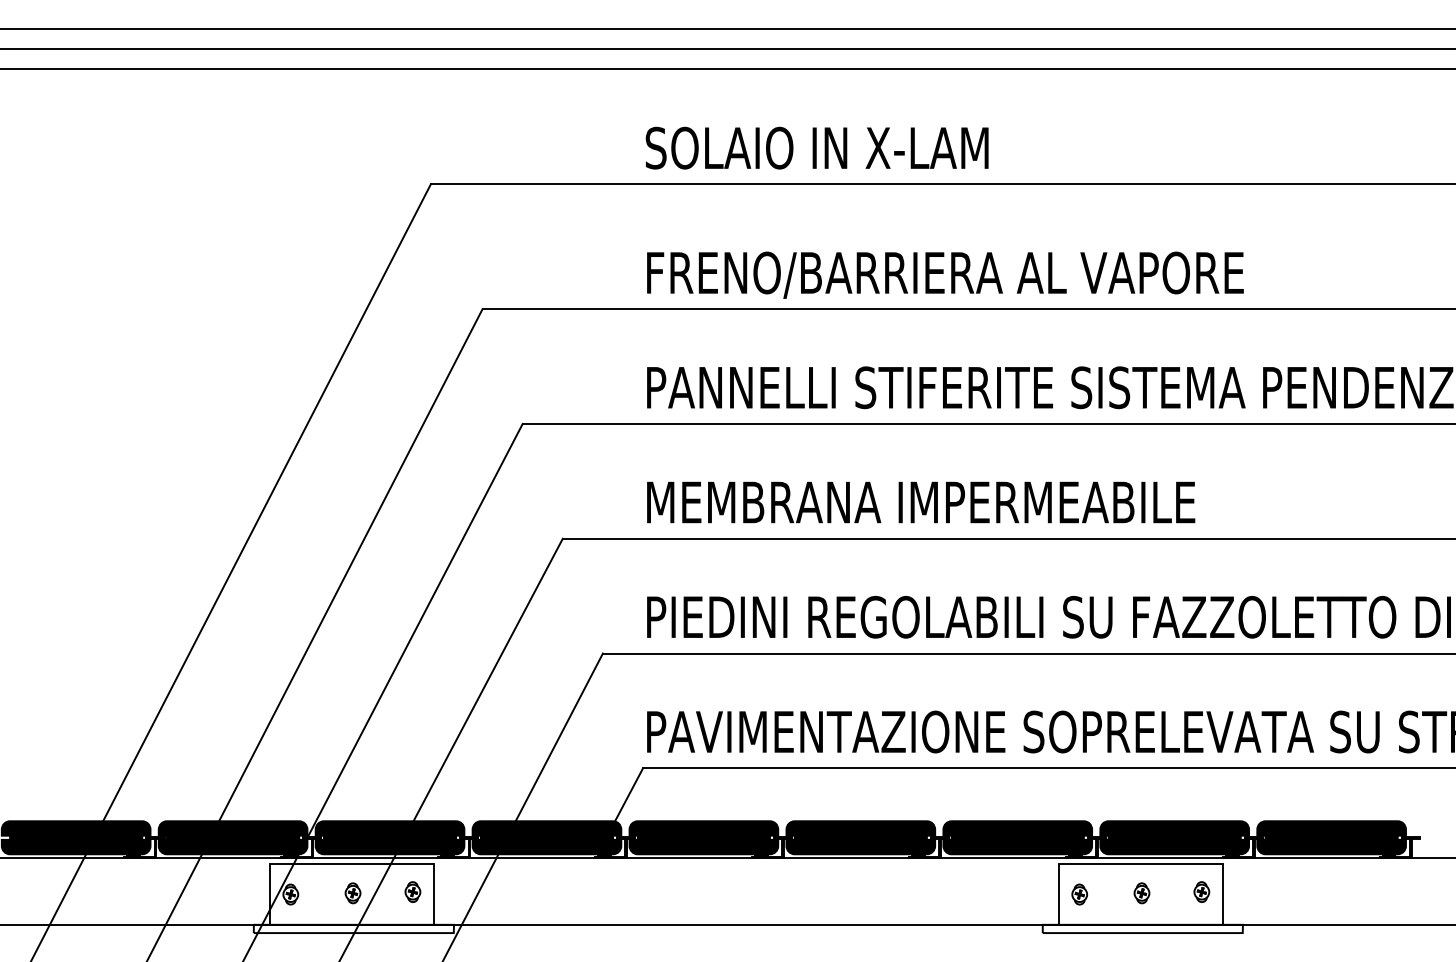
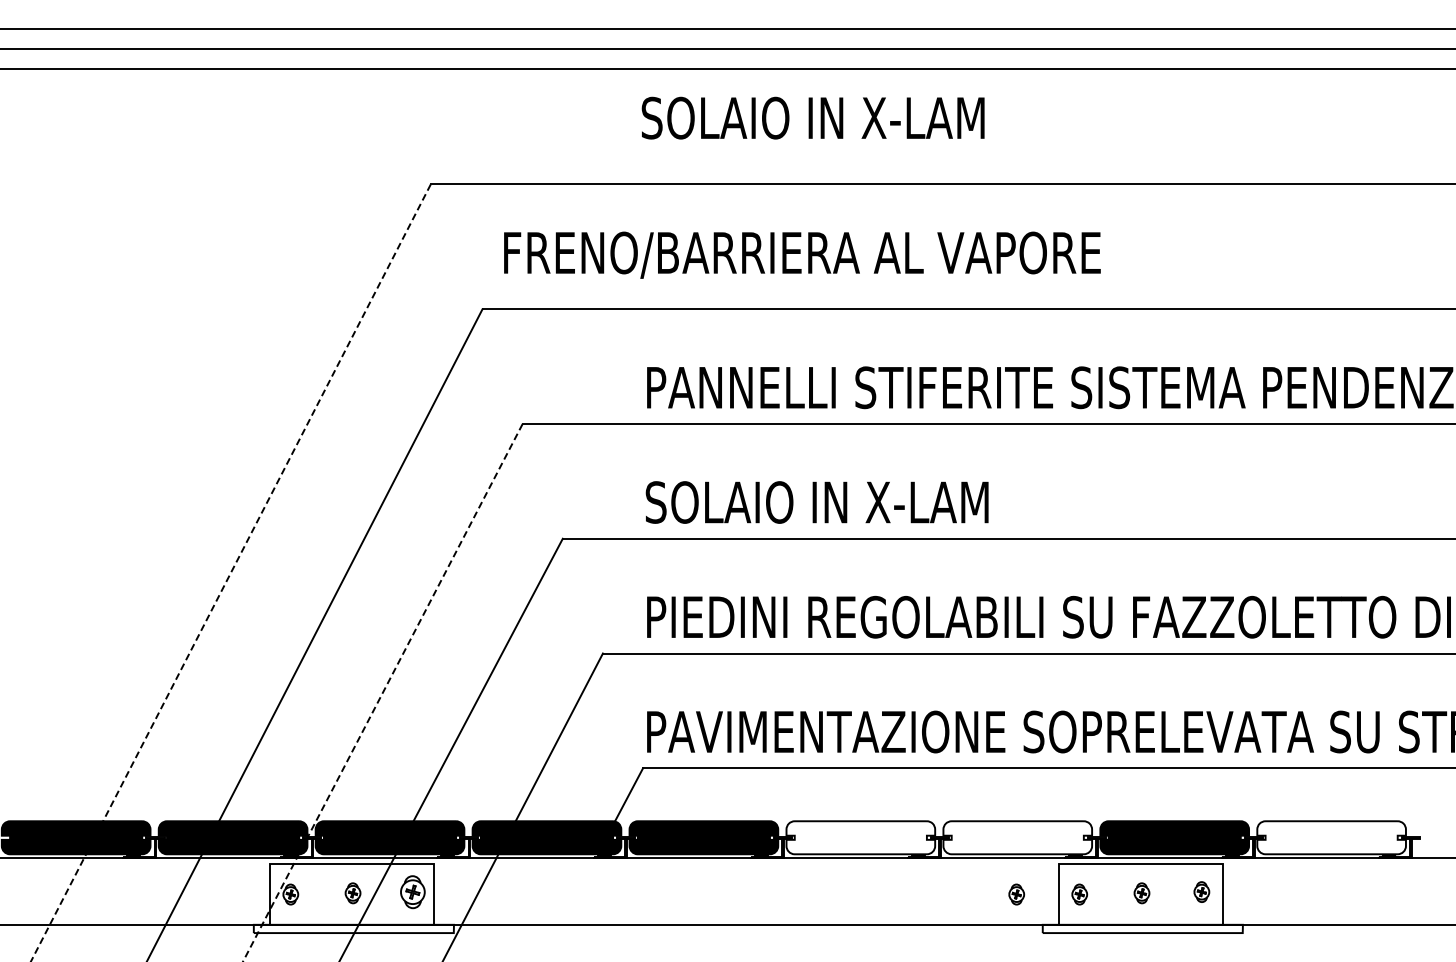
text position: (816, 147) -> (812, 117) (812, 117)
text position: (945, 274) -> (802, 254) (802, 254)
text: MEMBRANA IMPERMEABILE -> SOLAIO IN X-LAM (920, 502)
line: solid -> dashed (230, 572)
line: solid -> dashed (382, 692)
fill: present -> none (860, 837)
fill: present -> none (1017, 837)
fill: present -> none (1331, 837)
part size: 18x22 px -> 26x35 px (412, 892)
part: none -> present (1016, 894)
